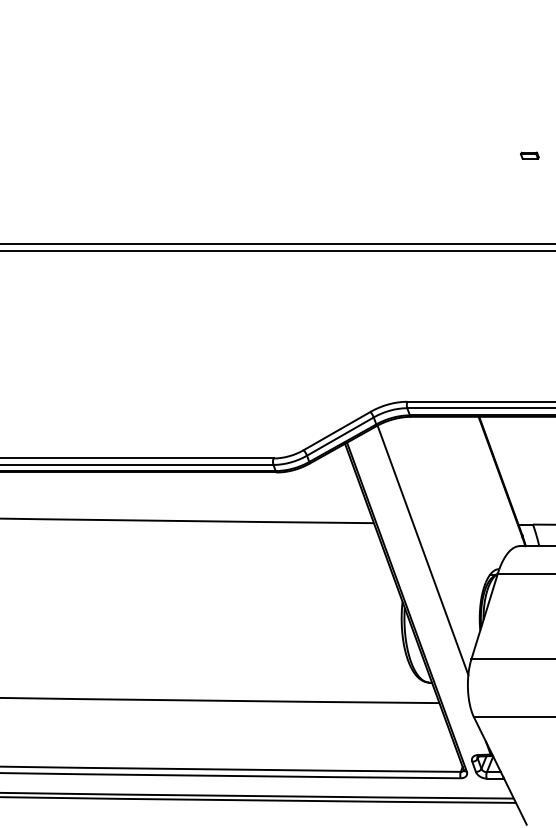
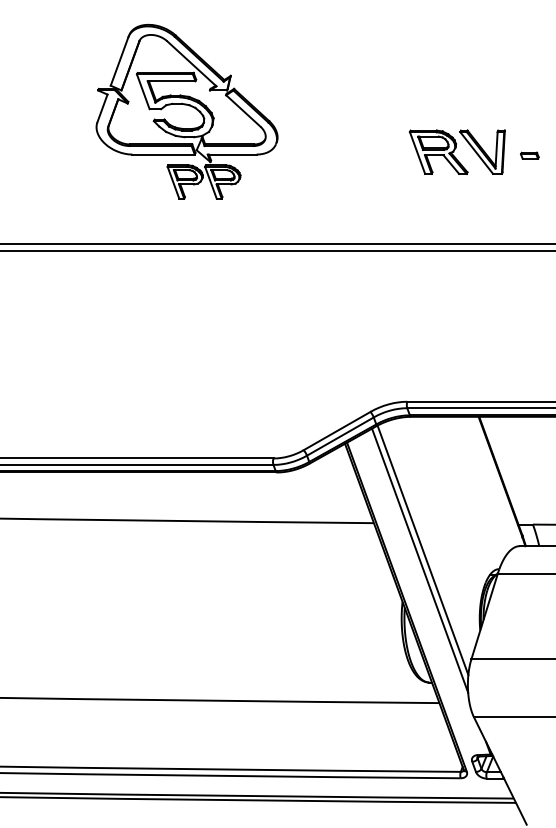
part: none -> present (186, 111)
part: none -> present (456, 151)
line: none -> present (420, 560)
